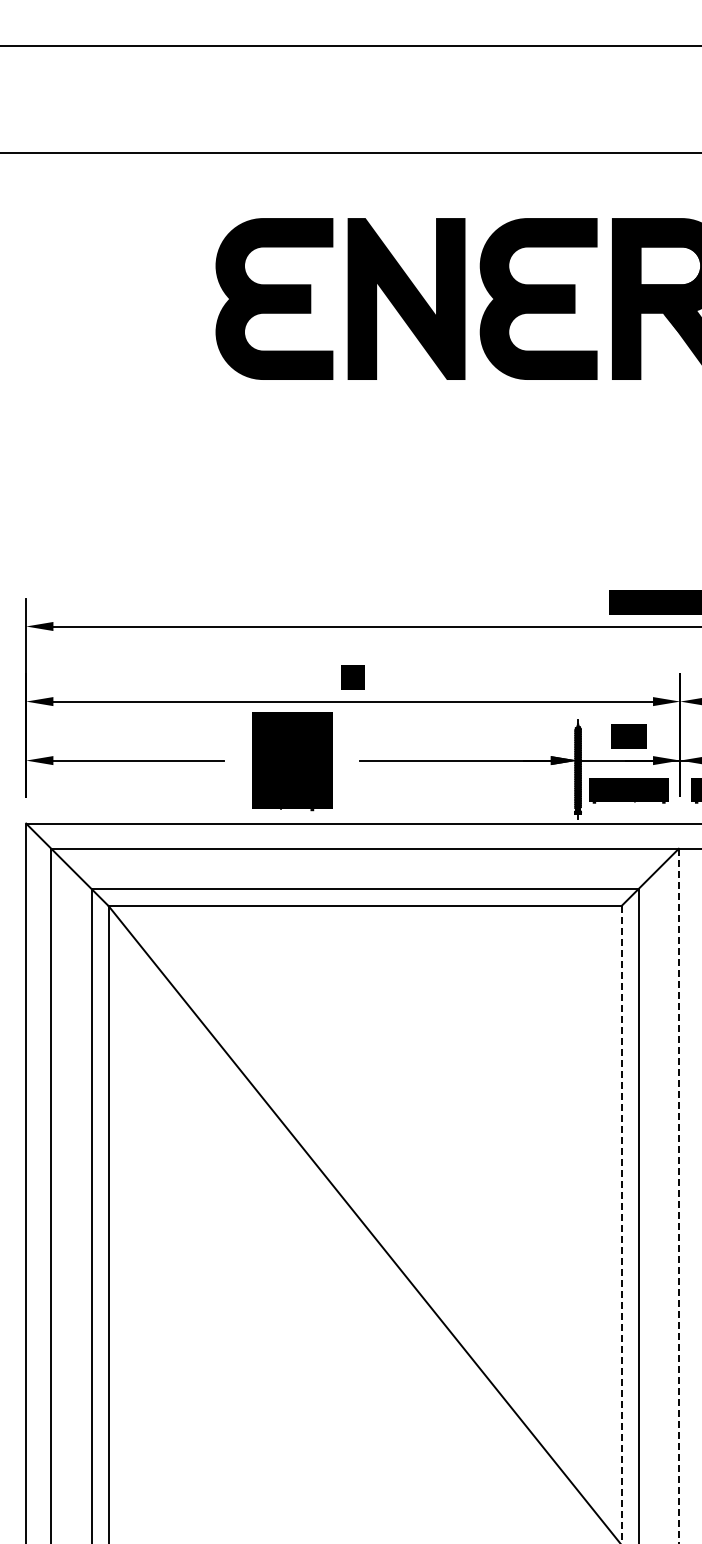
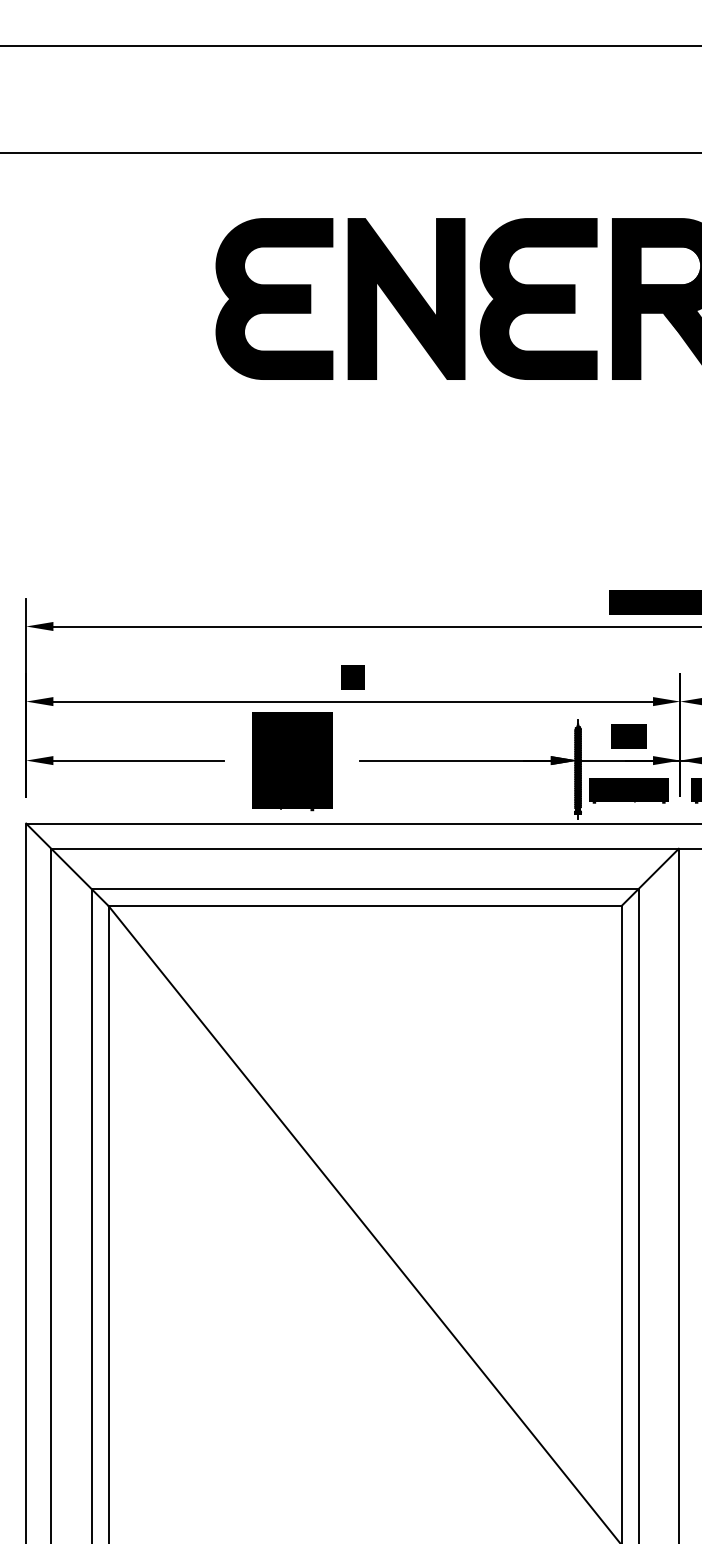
line: dashed -> solid (678, 1196)
line: dashed -> solid (621, 1225)
